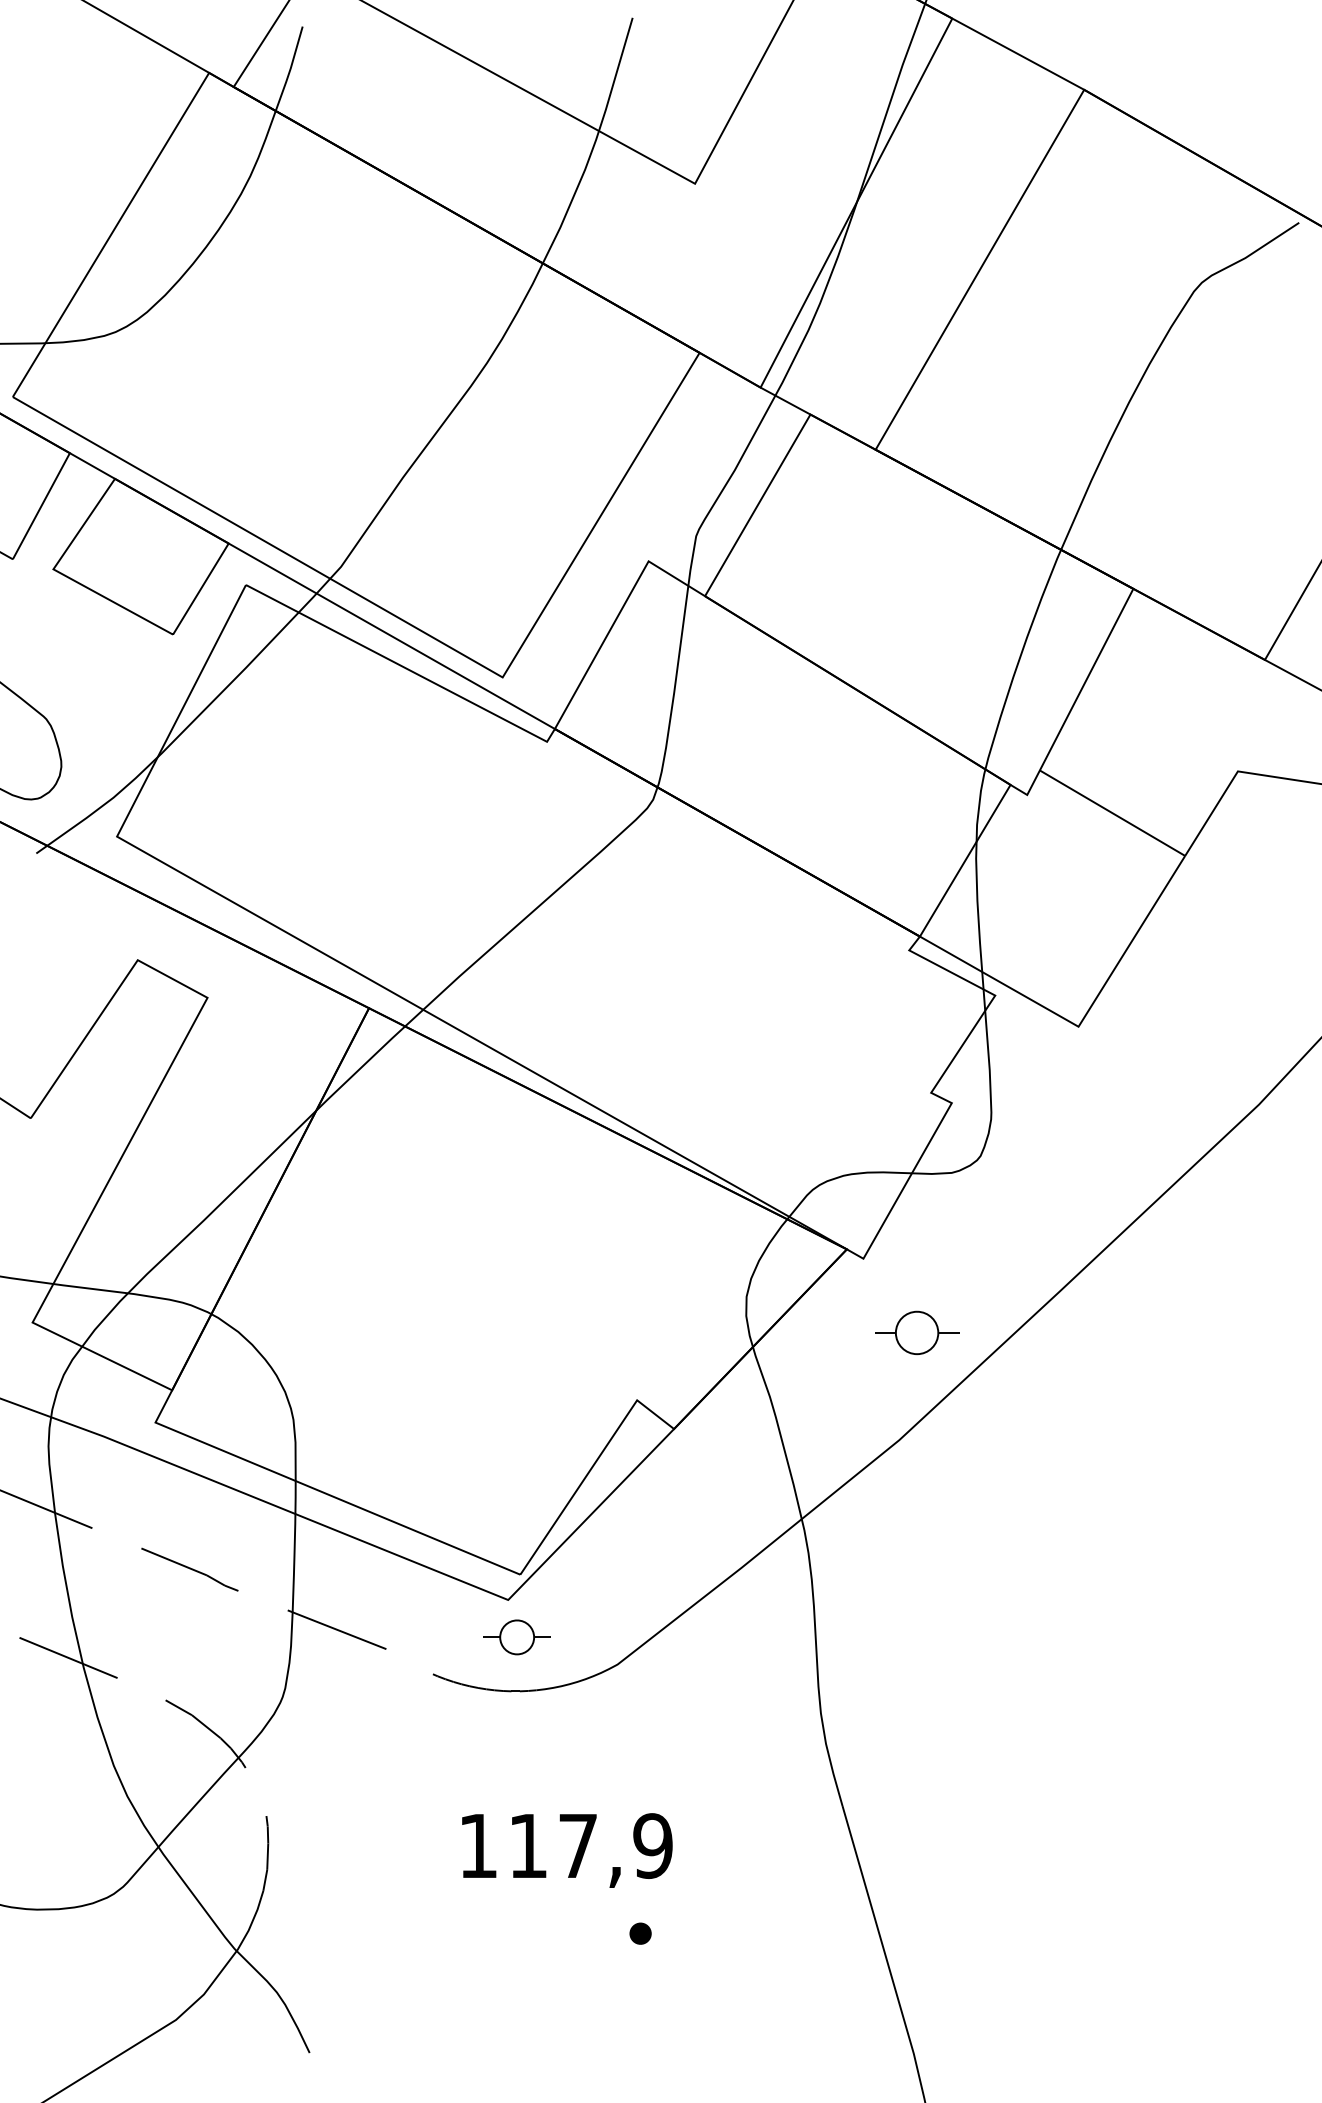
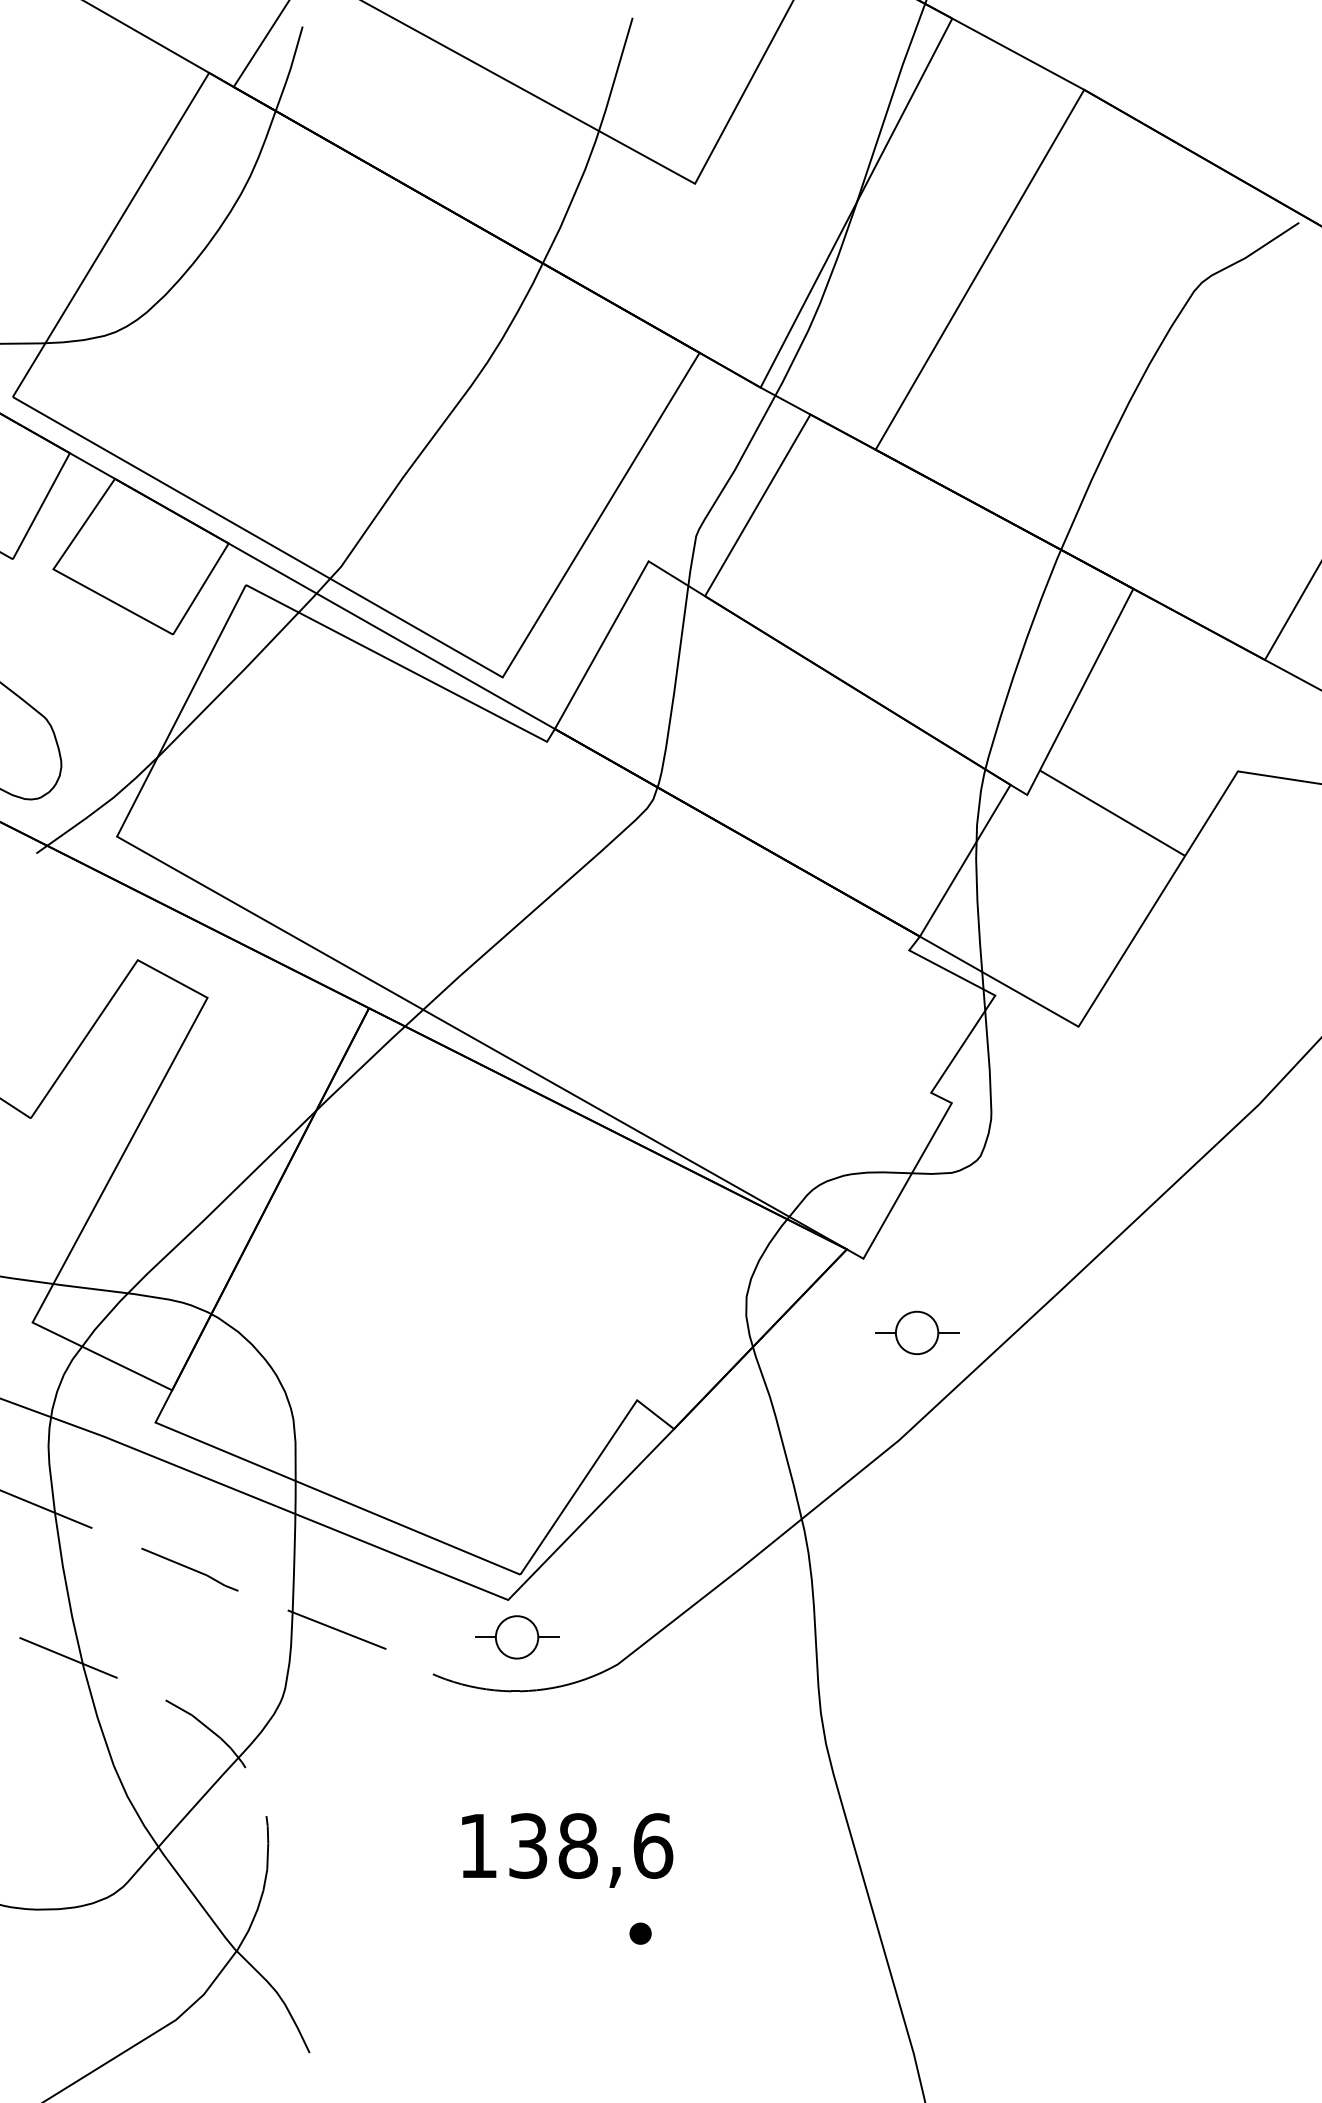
part size: 68x37 px -> 85x45 px (517, 1637)
text: 117,9 -> 138,6 (591, 1845)
